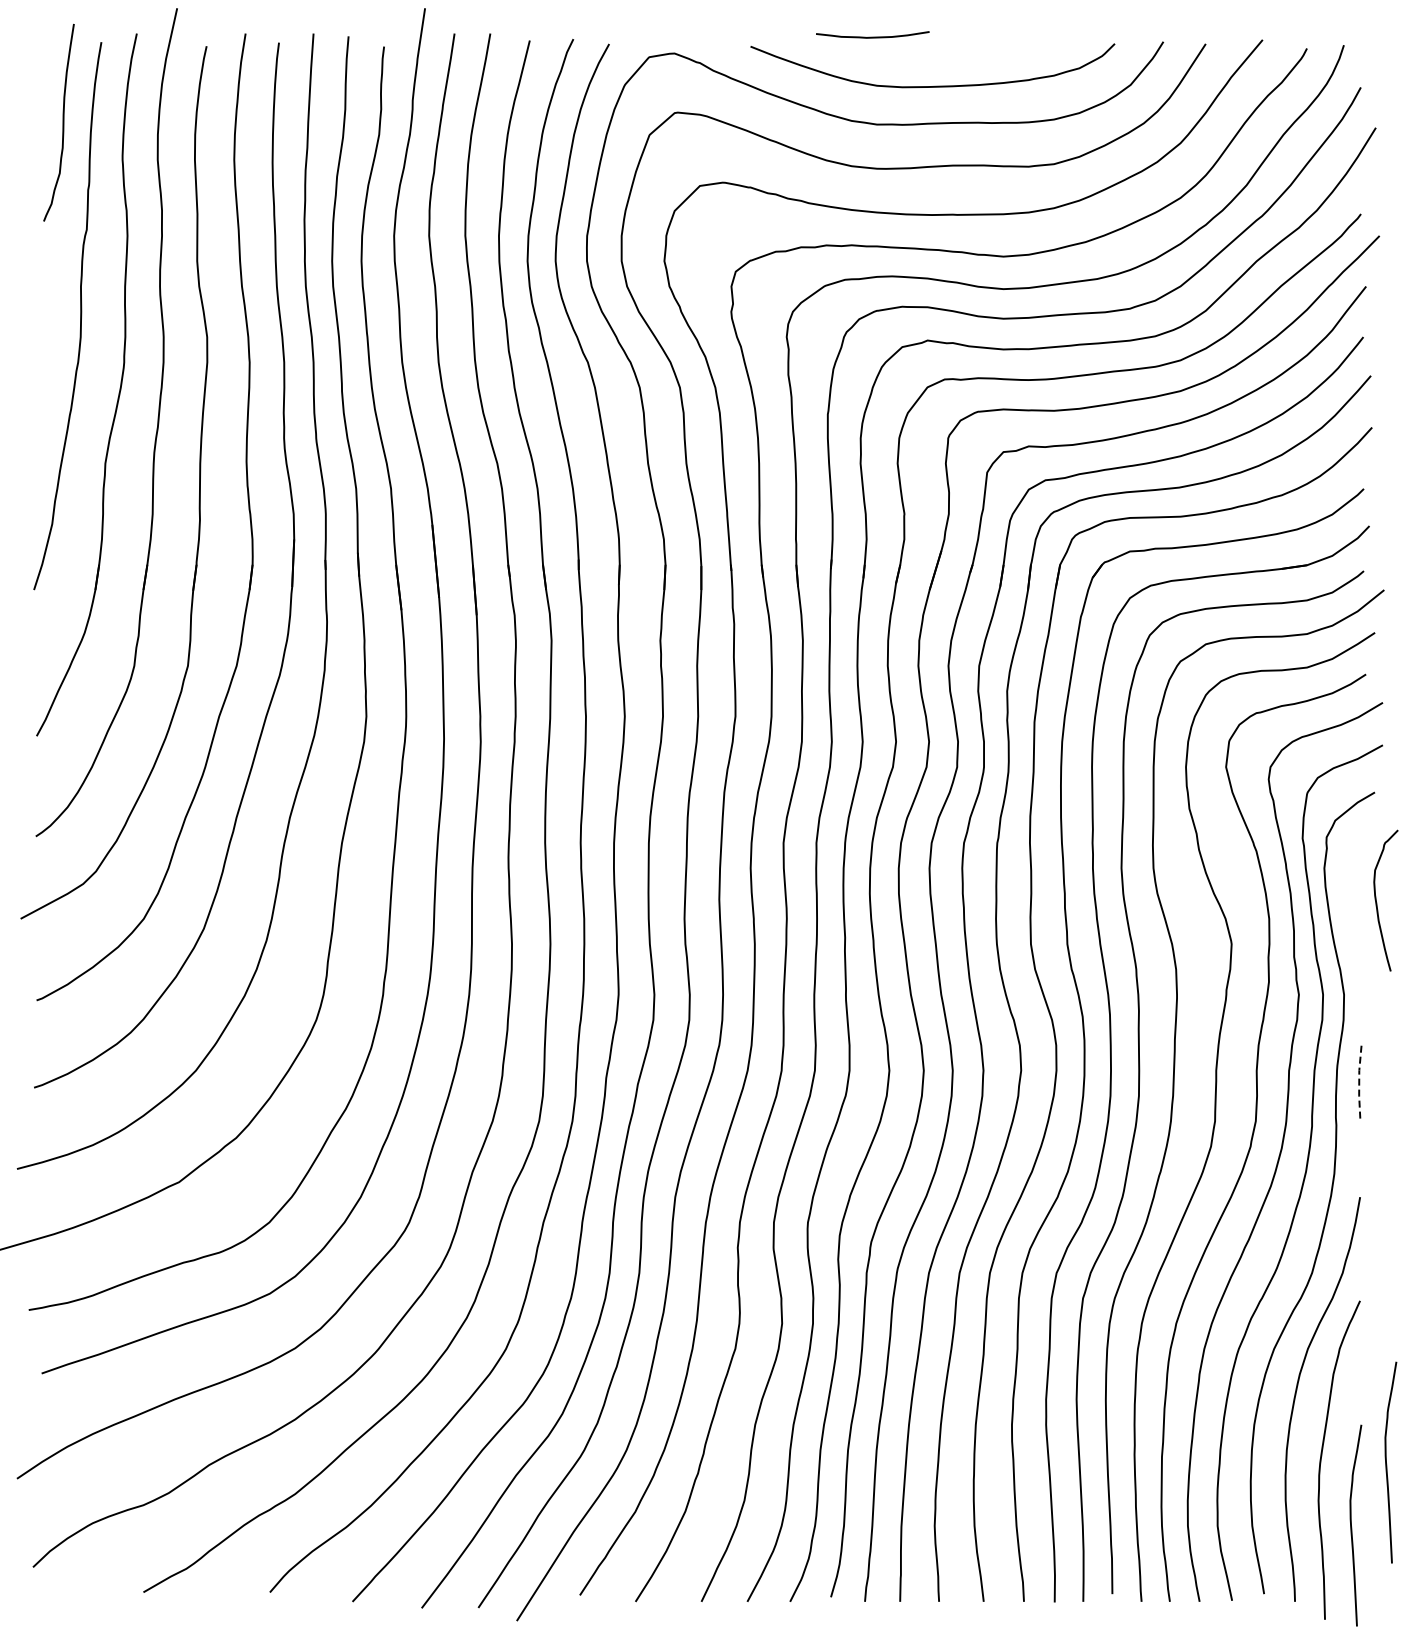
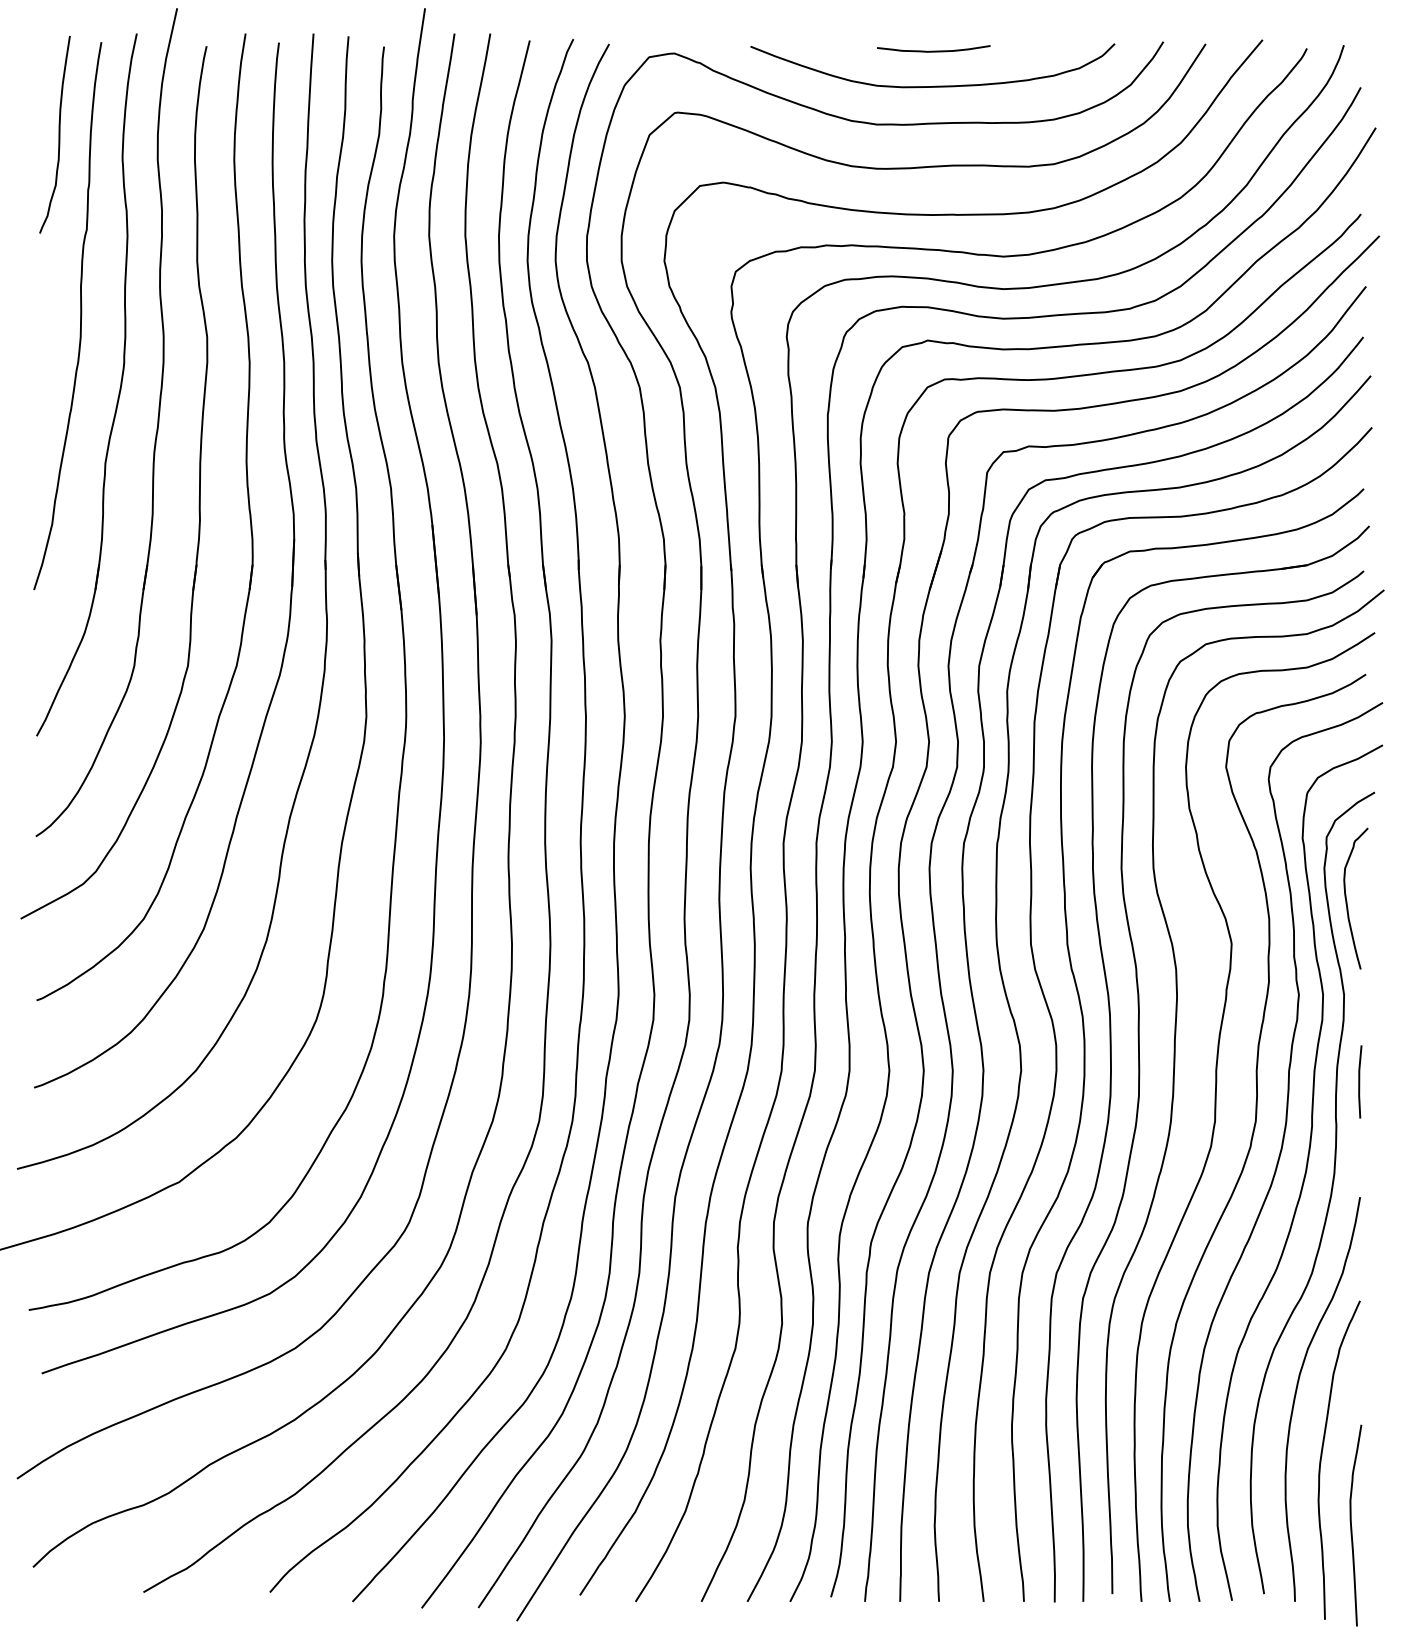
curve position: (872, 36) -> (933, 50) (933, 50)
curve position: (62, 122) -> (58, 134) (58, 134)
curve position: (1377, 902) -> (1347, 900) (1347, 900)
line: dashed -> solid (1359, 1081)
curve: present -> none (1387, 1464)
